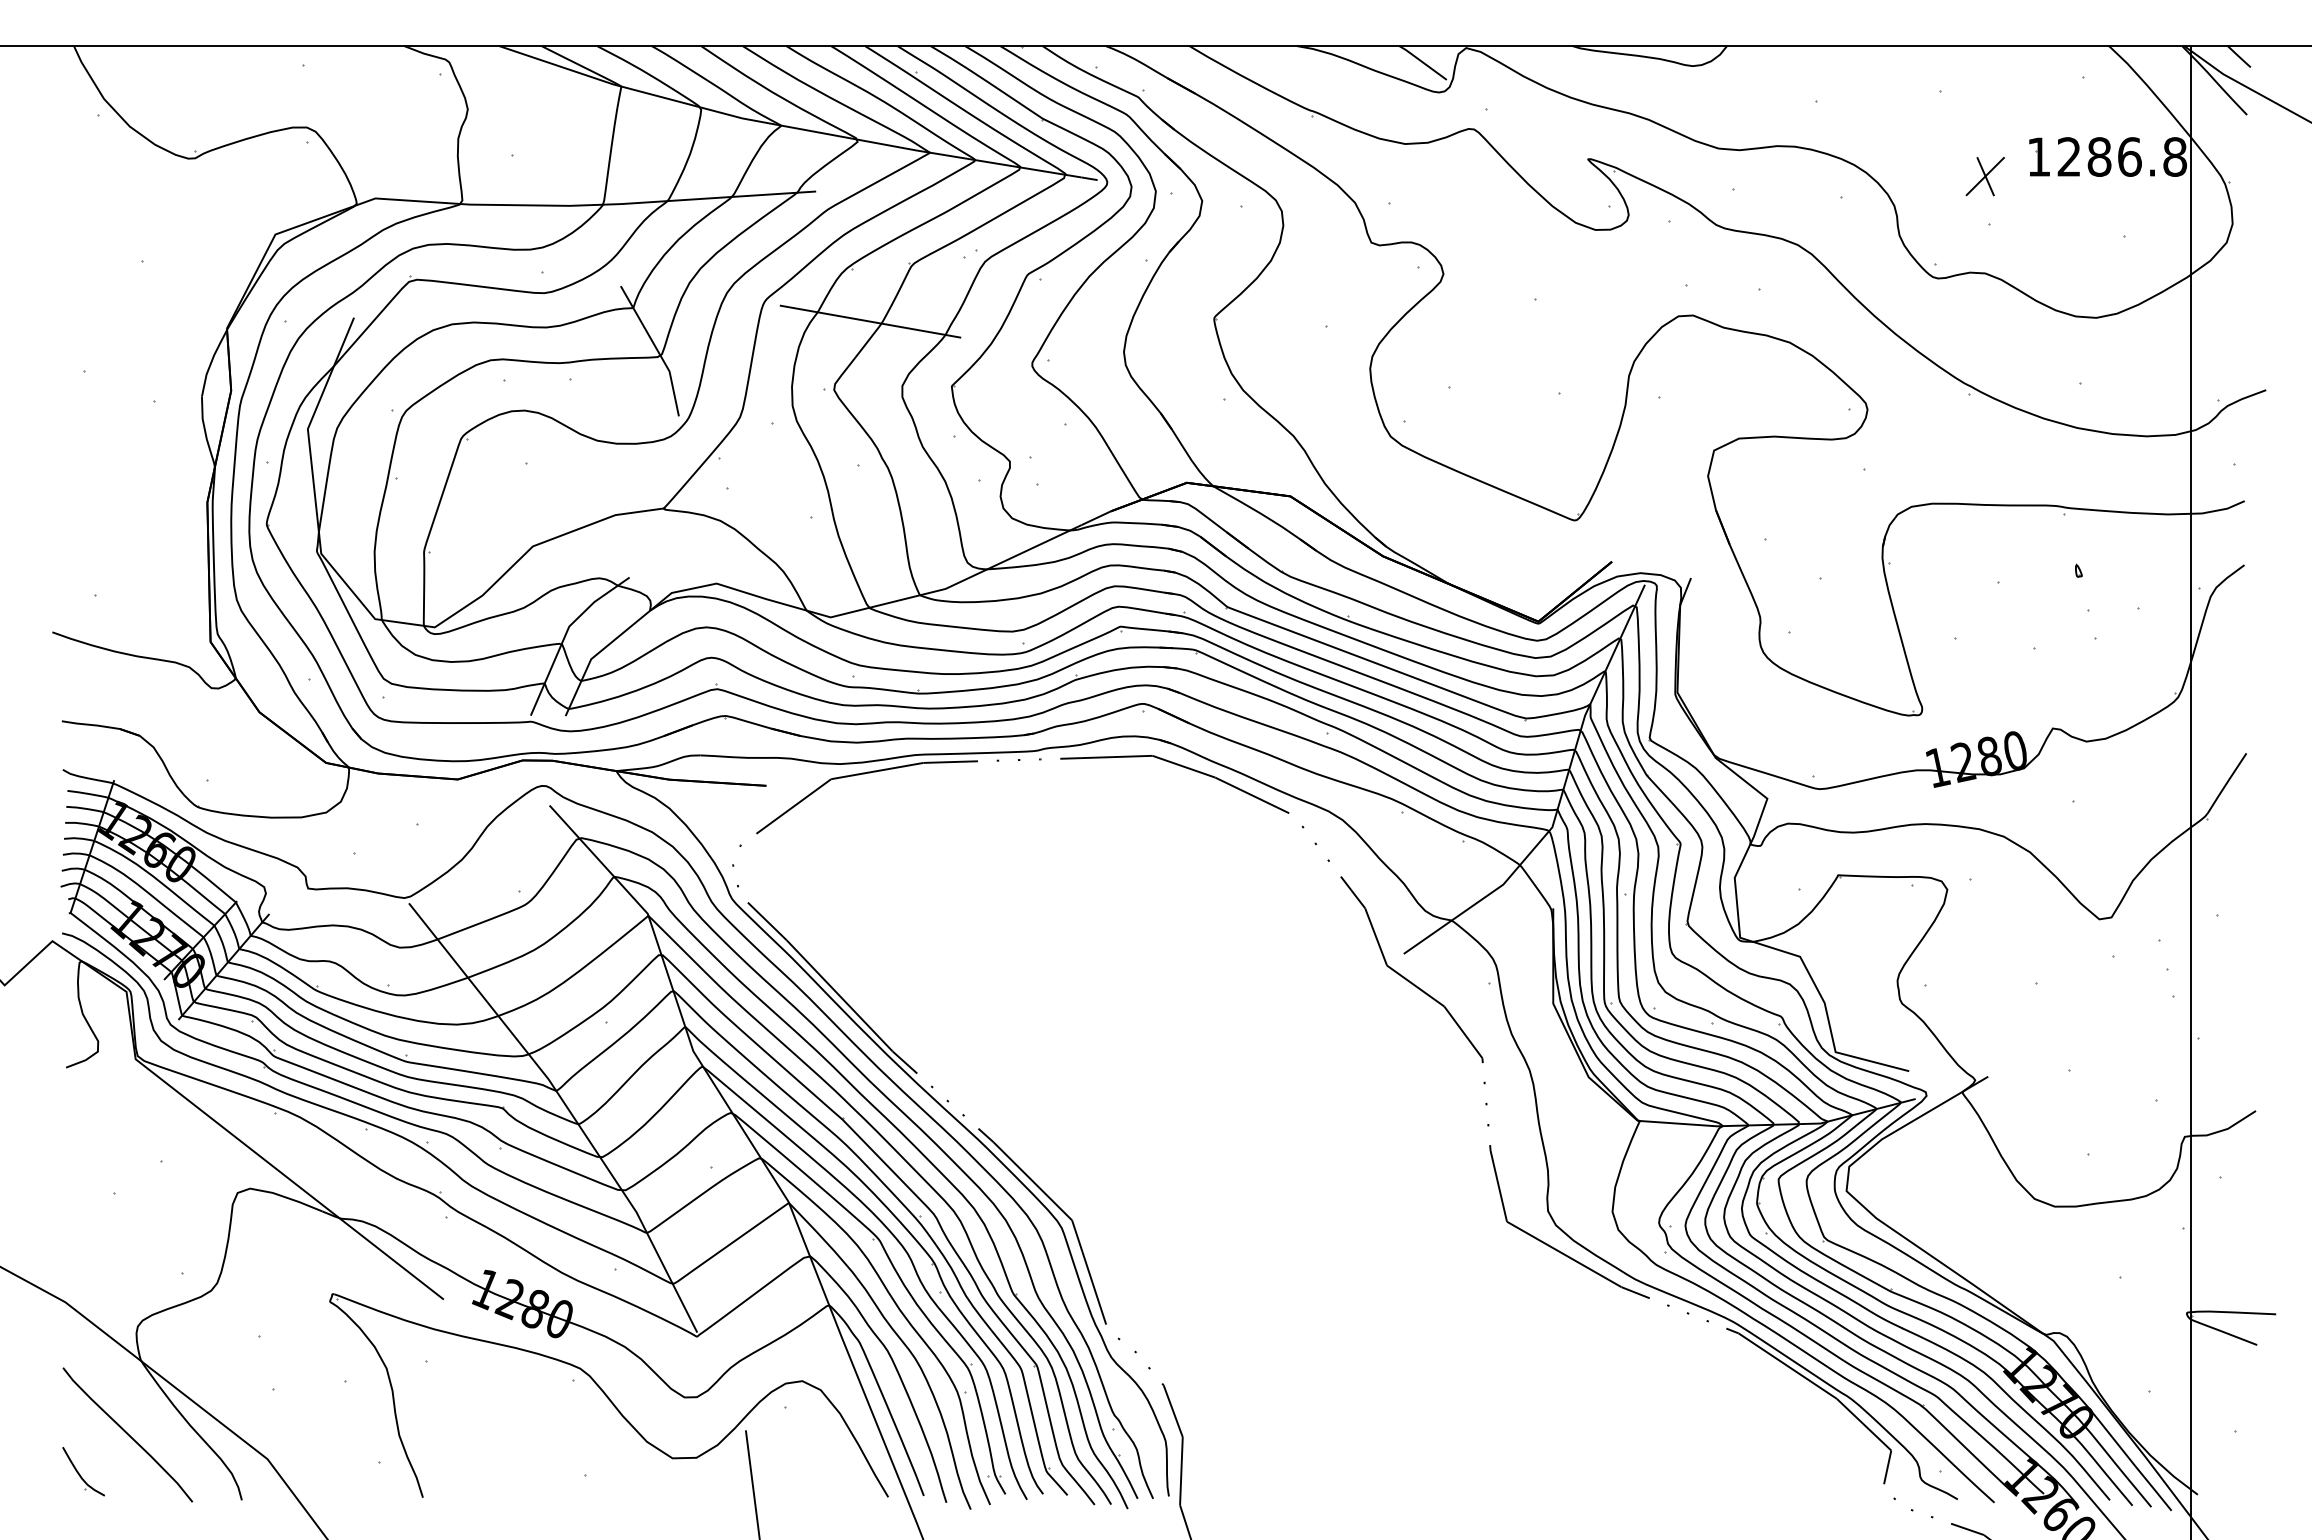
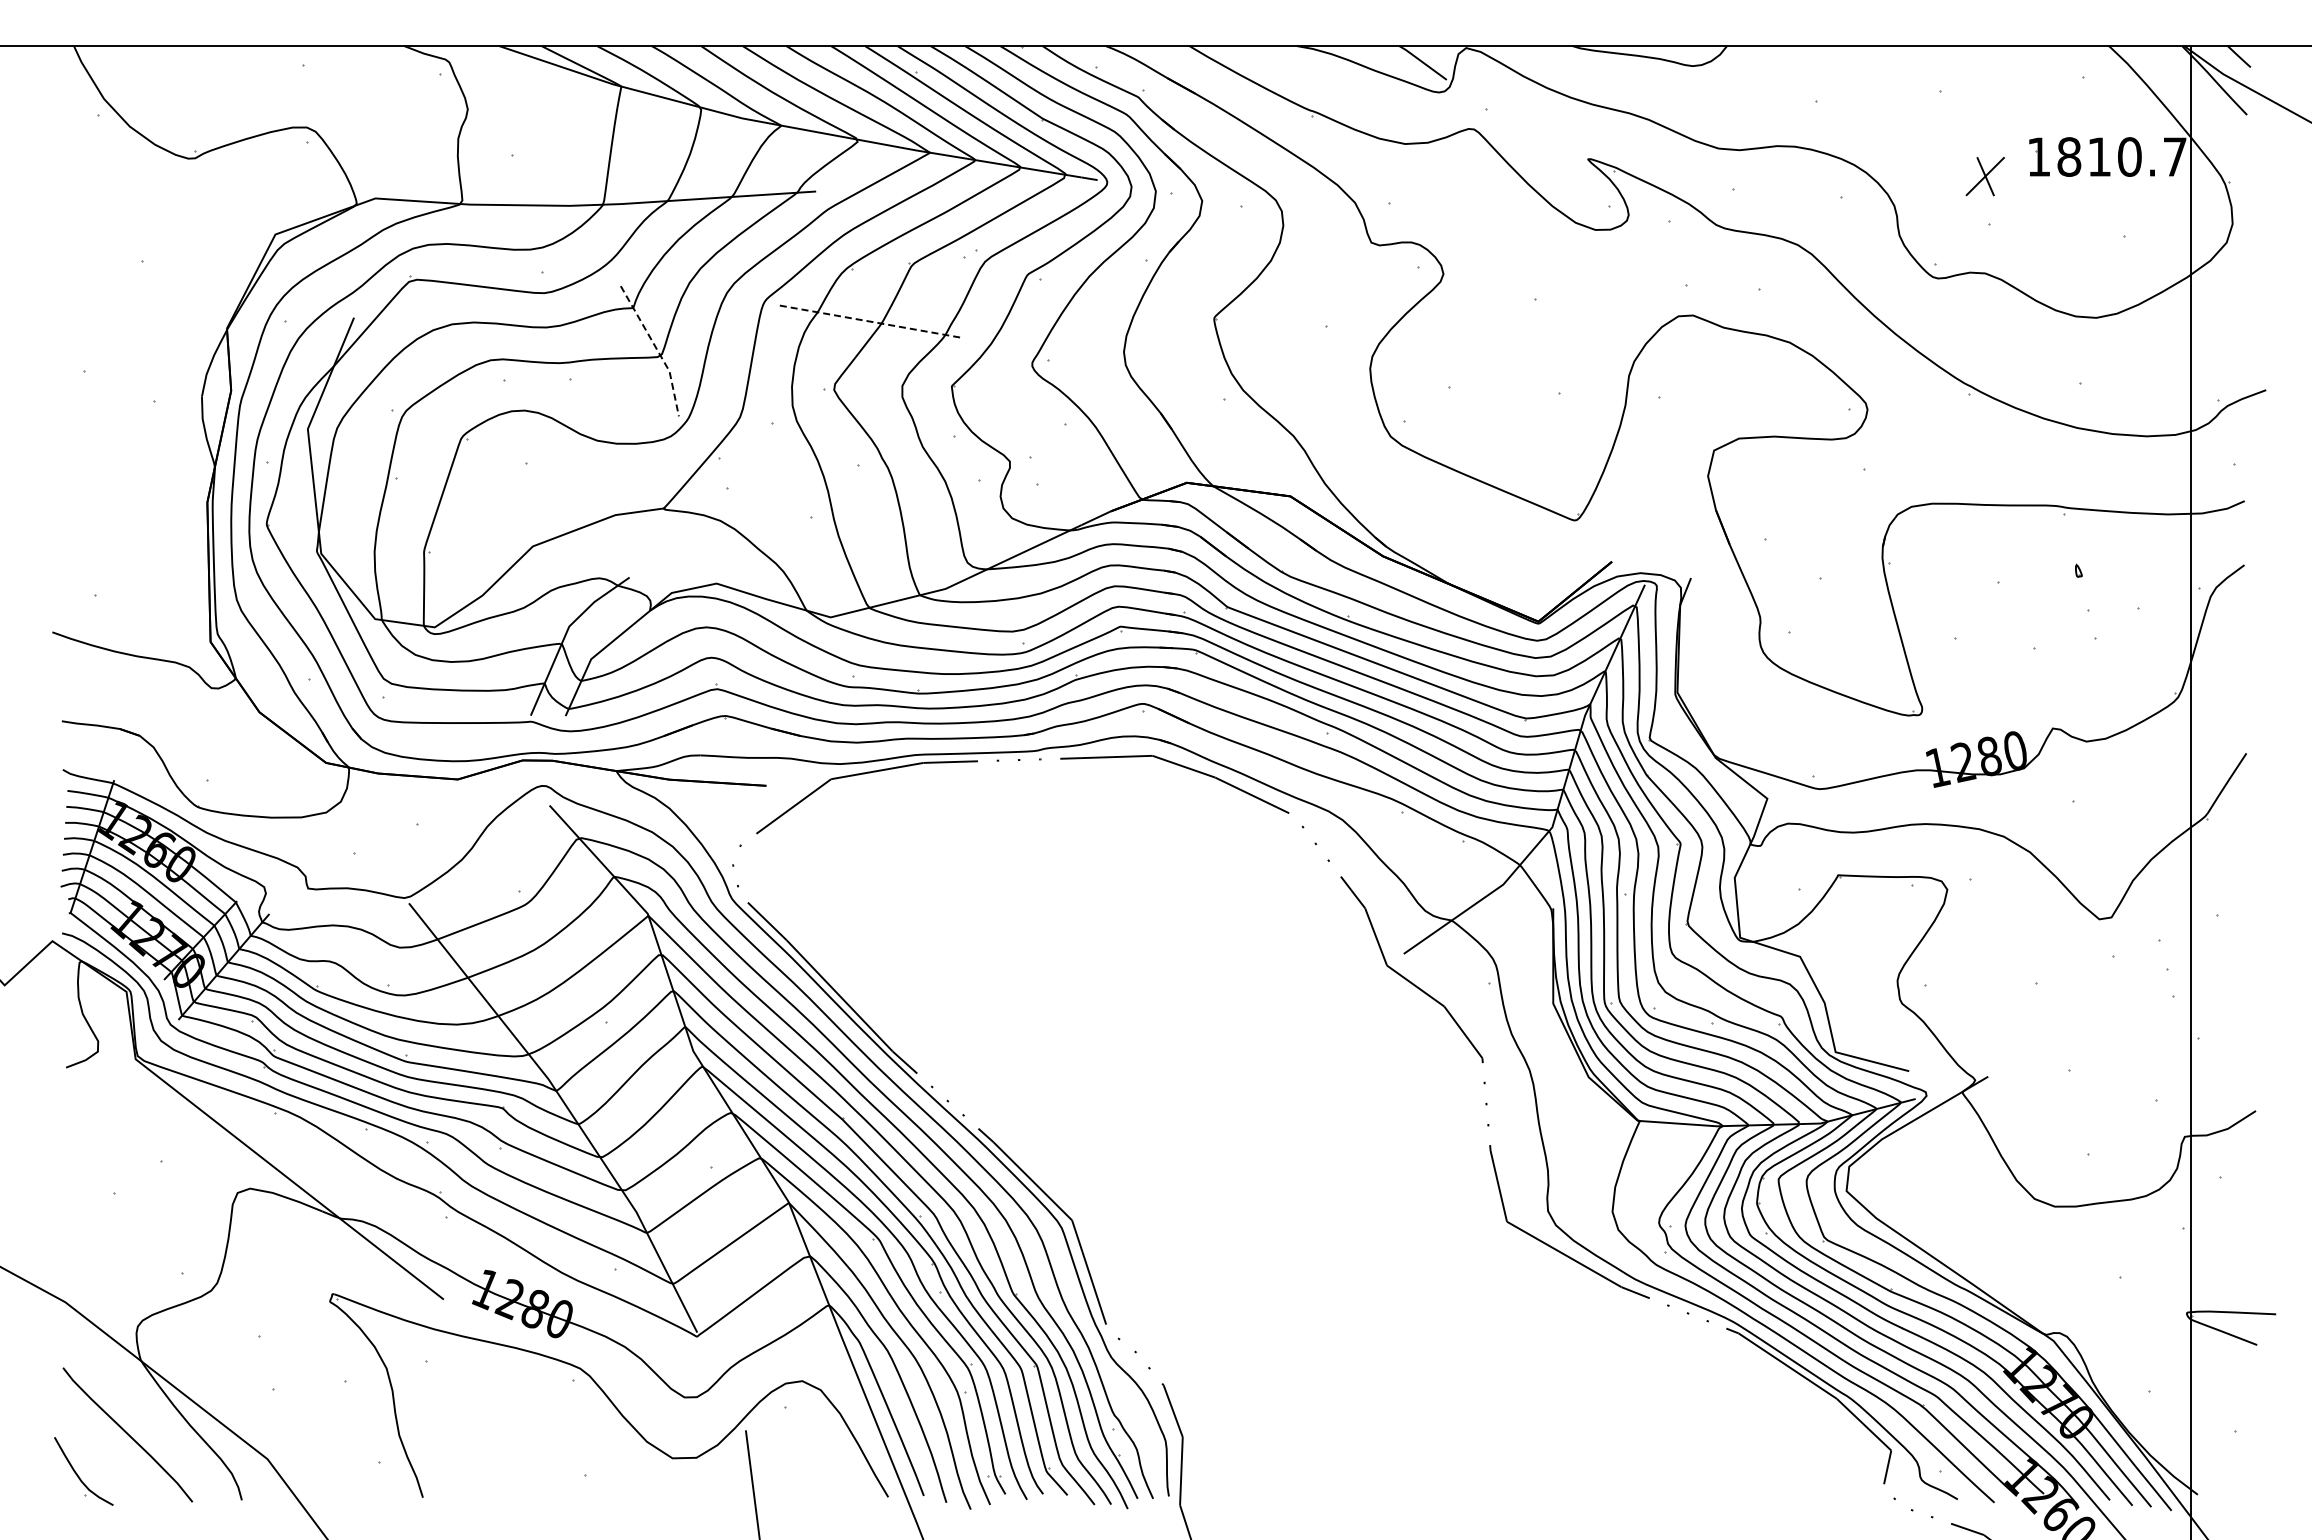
text: 1286.8 -> 1810.7 (2122, 156)
line: solid -> dashed (871, 321)
line: solid -> dashed (656, 349)
part size: 43x50 px -> 60x69 px (83, 1471)
